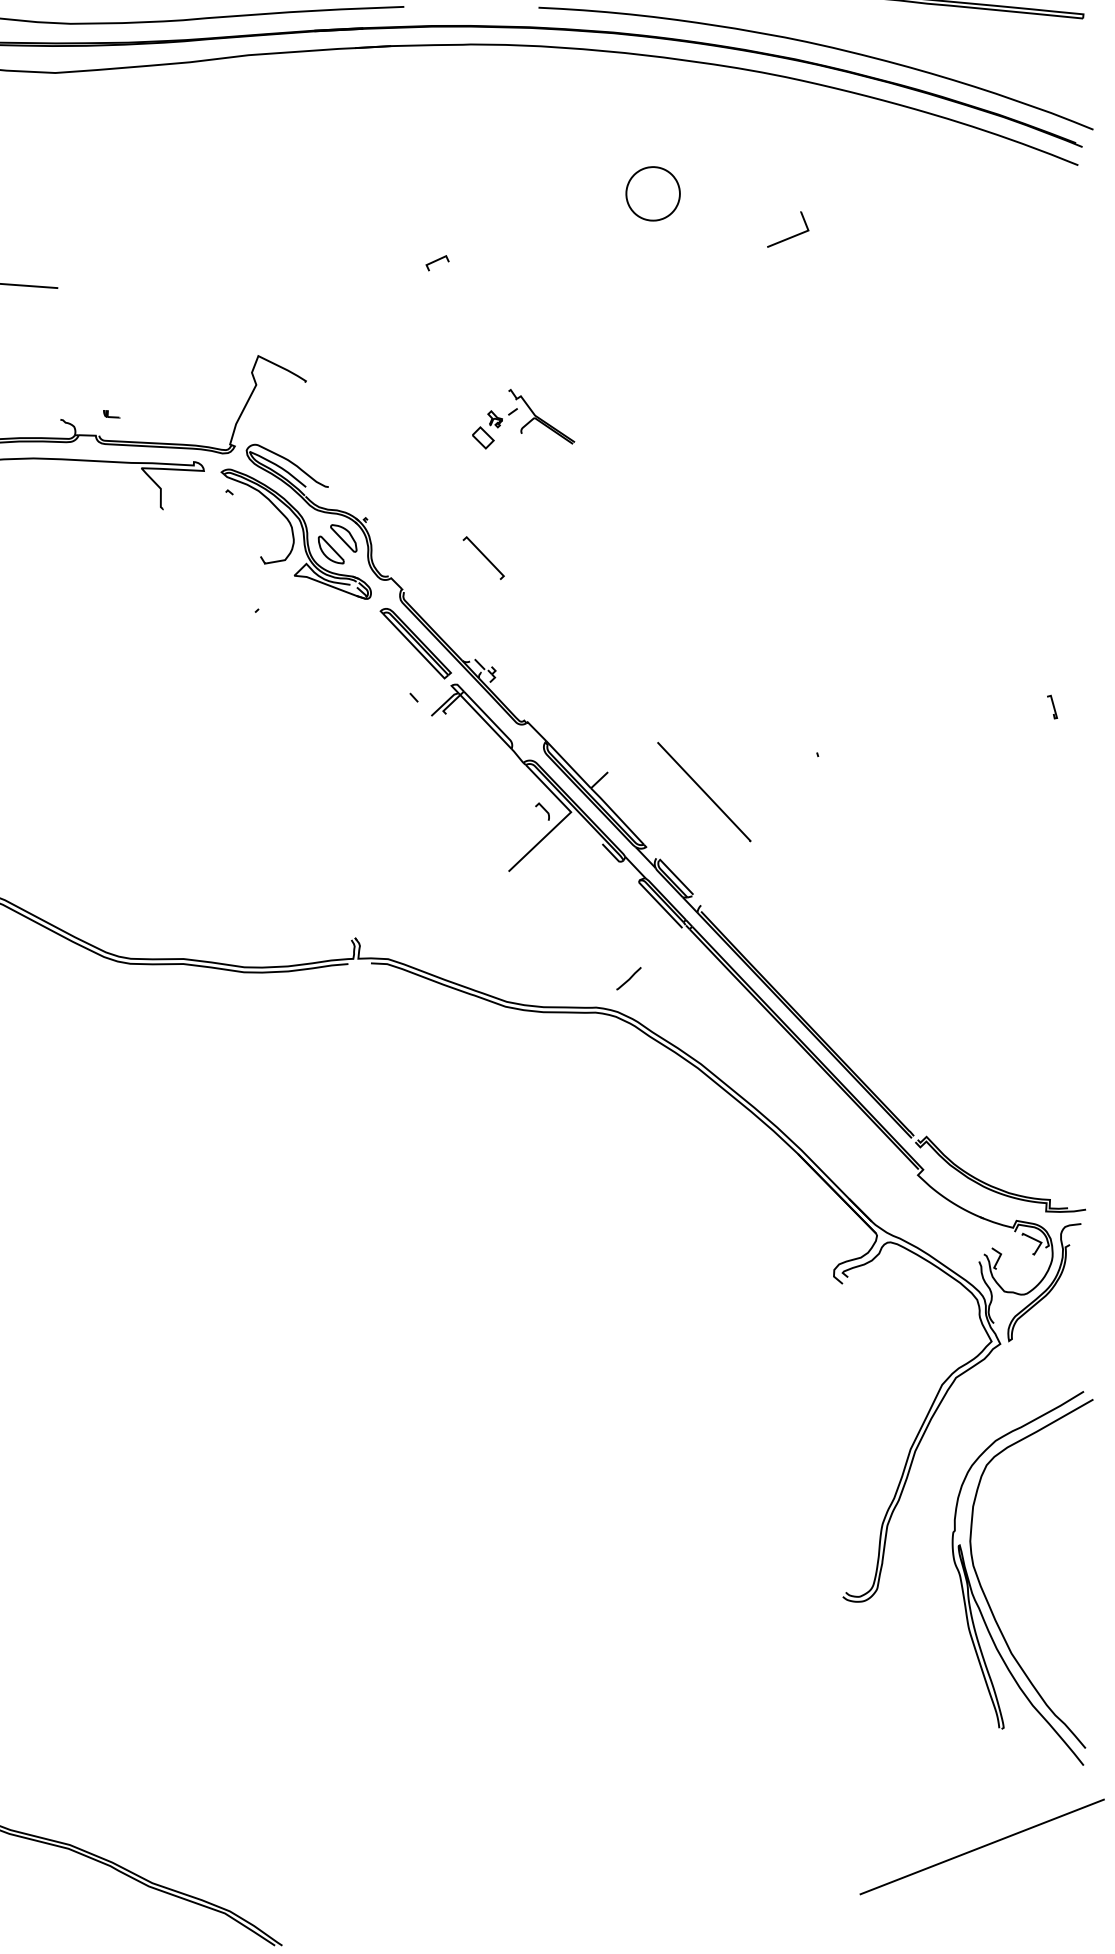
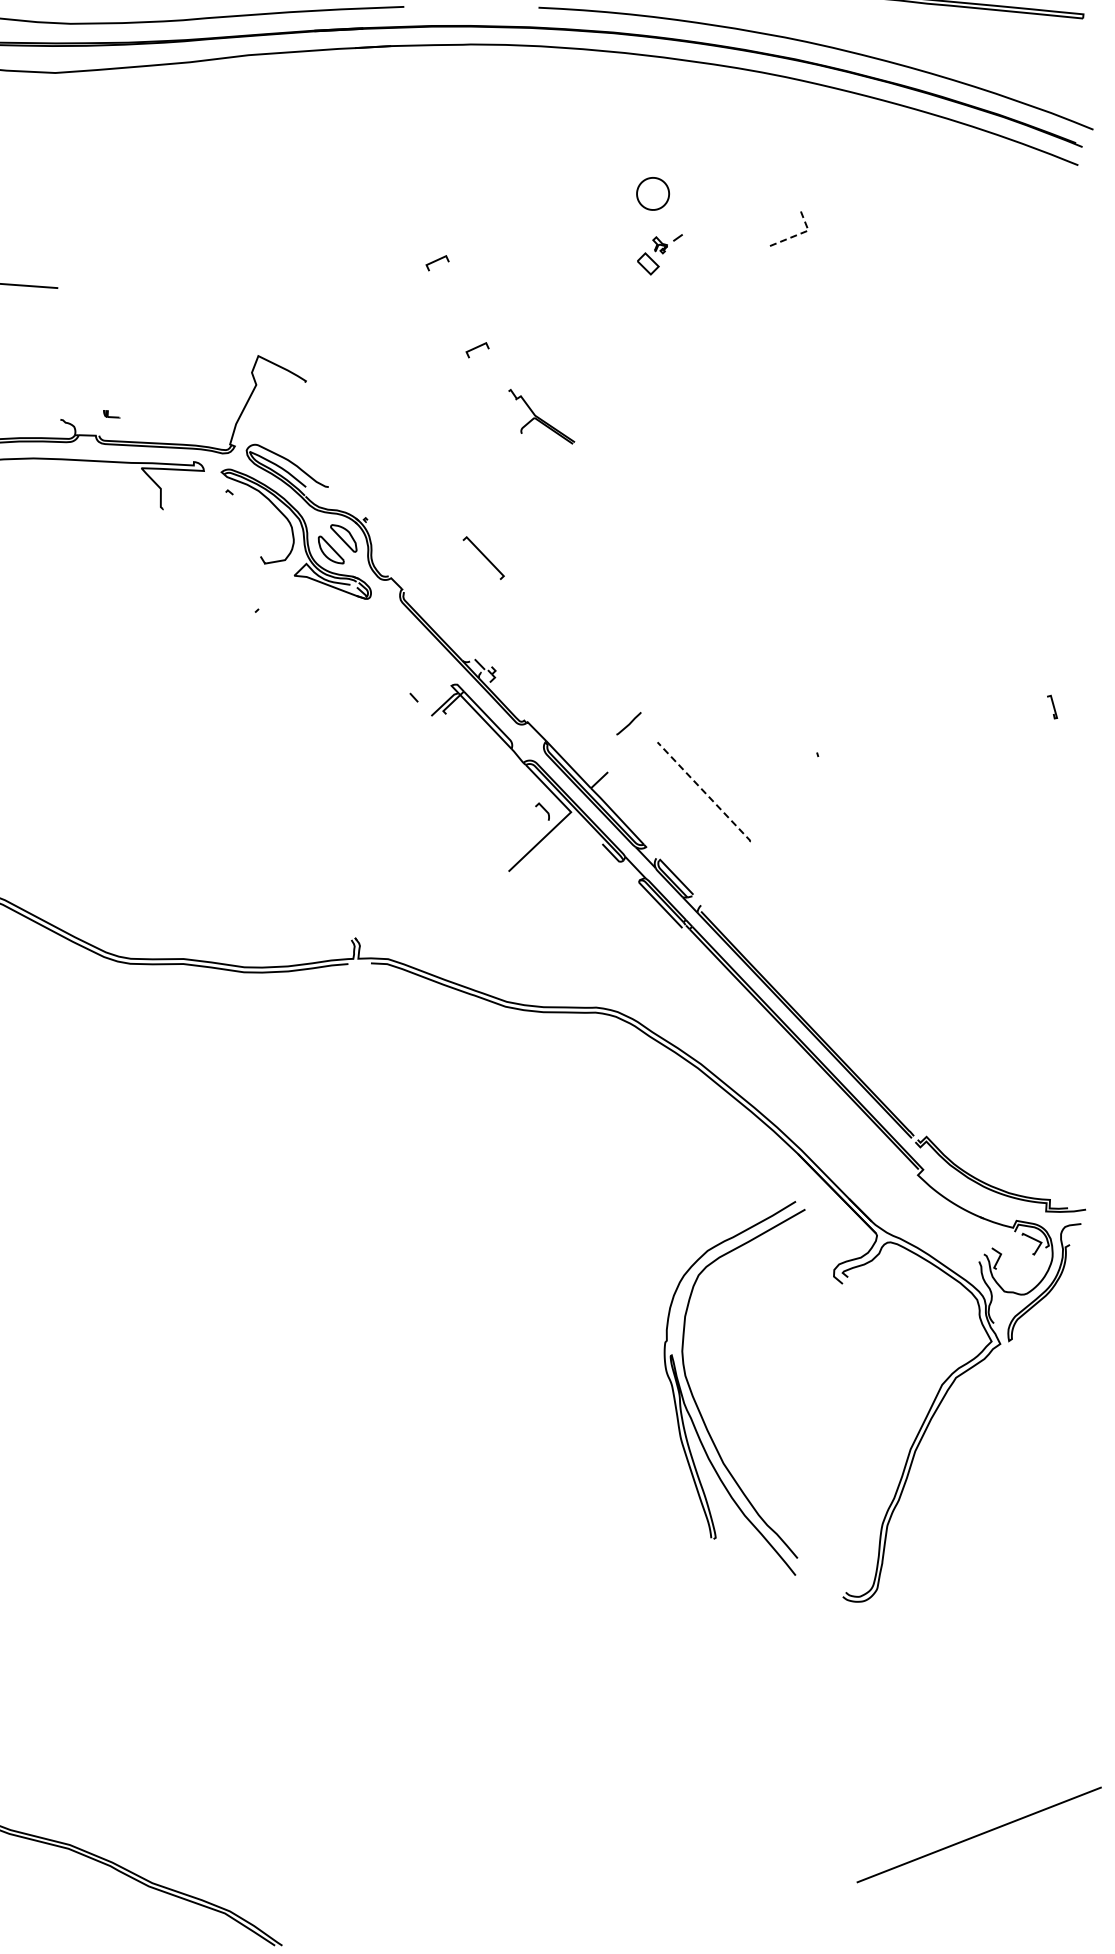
part size: 56x56 px -> 34x34 px (652, 193)
line: solid -> dashed (798, 234)
line: none -> present (477, 348)
part position: (494, 428) -> (659, 254) (659, 254)
part: present -> none (415, 643)
line: solid -> dashed (704, 792)
line position: (628, 978) -> (628, 723) (628, 723)
part position: (986, 1596) -> (698, 1406) (698, 1406)
line position: (981, 1846) -> (978, 1834) (978, 1834)
